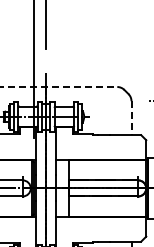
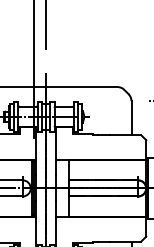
line: dashed -> solid (59, 87)
line: dashed -> solid (131, 118)
